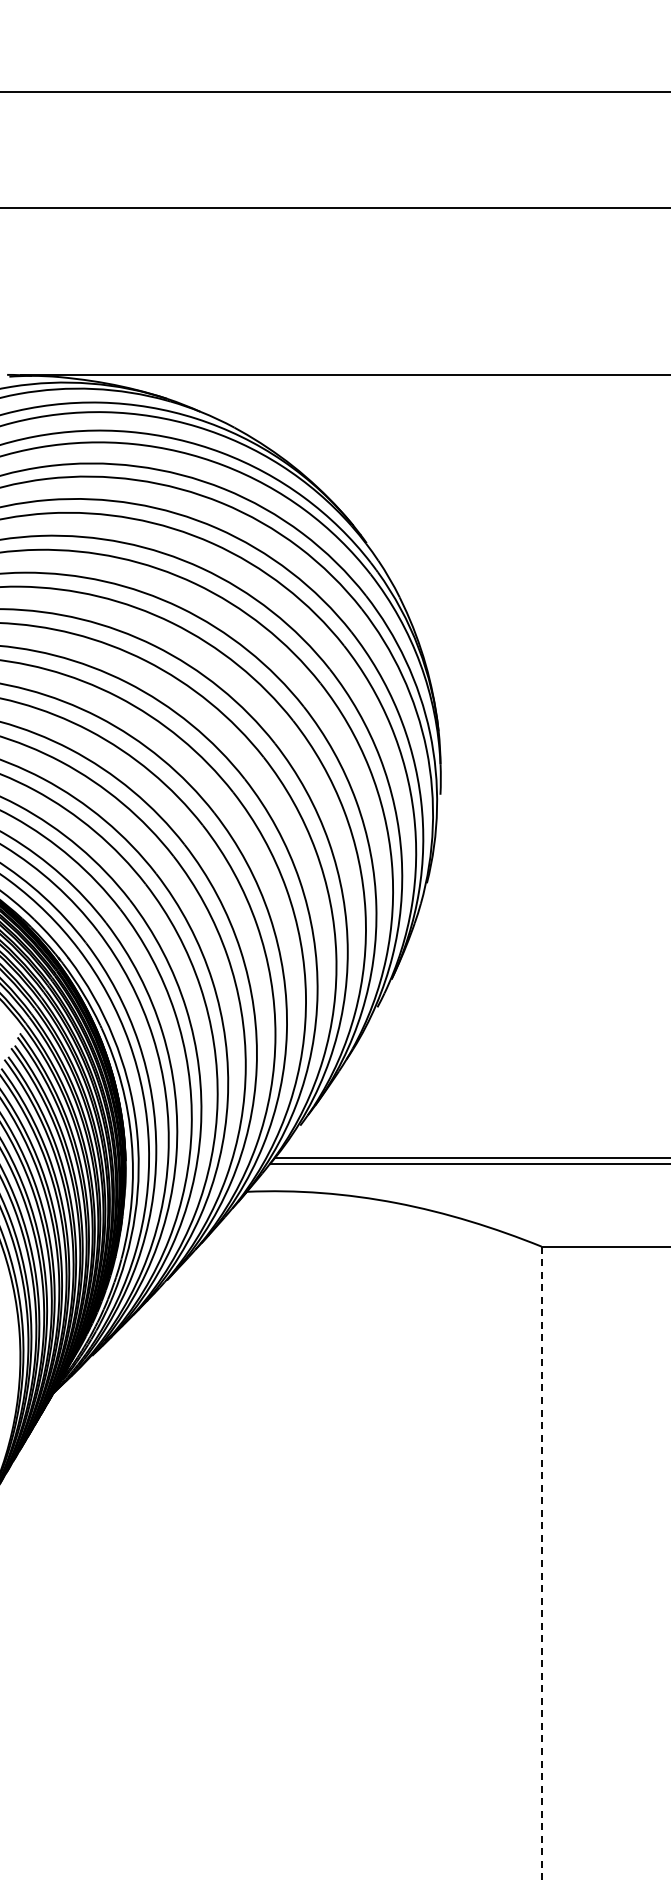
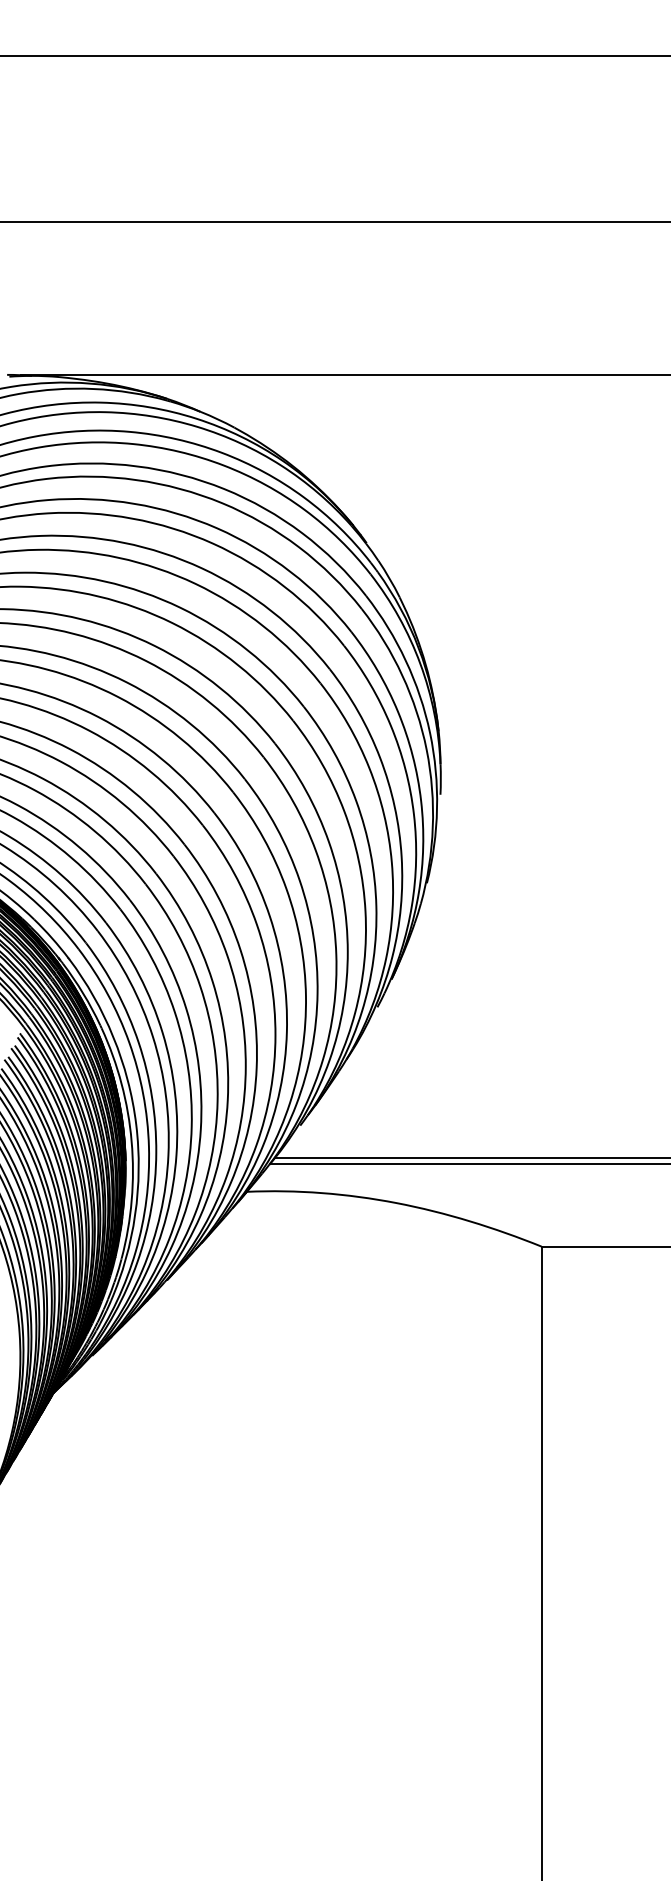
line position: (334, 92) -> (334, 56) (334, 56)
line position: (334, 208) -> (334, 222) (334, 222)
line: dashed -> solid (541, 1564)
